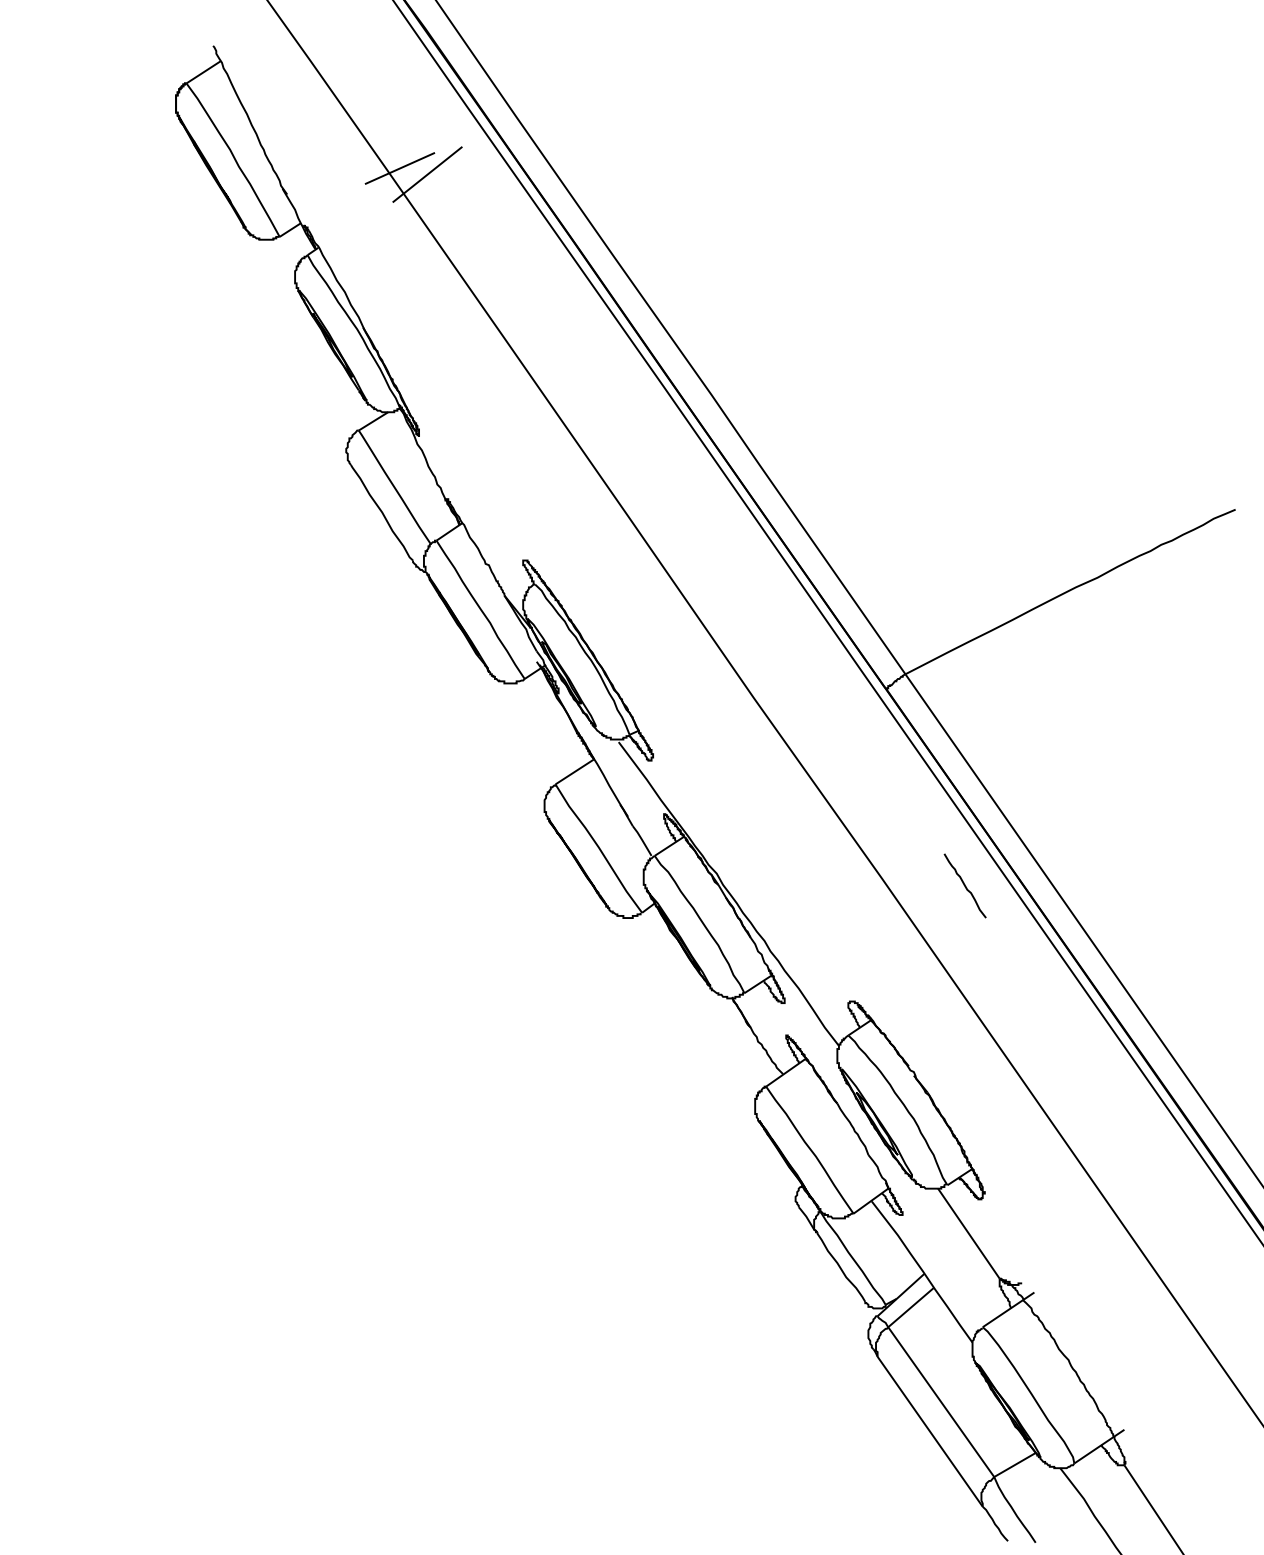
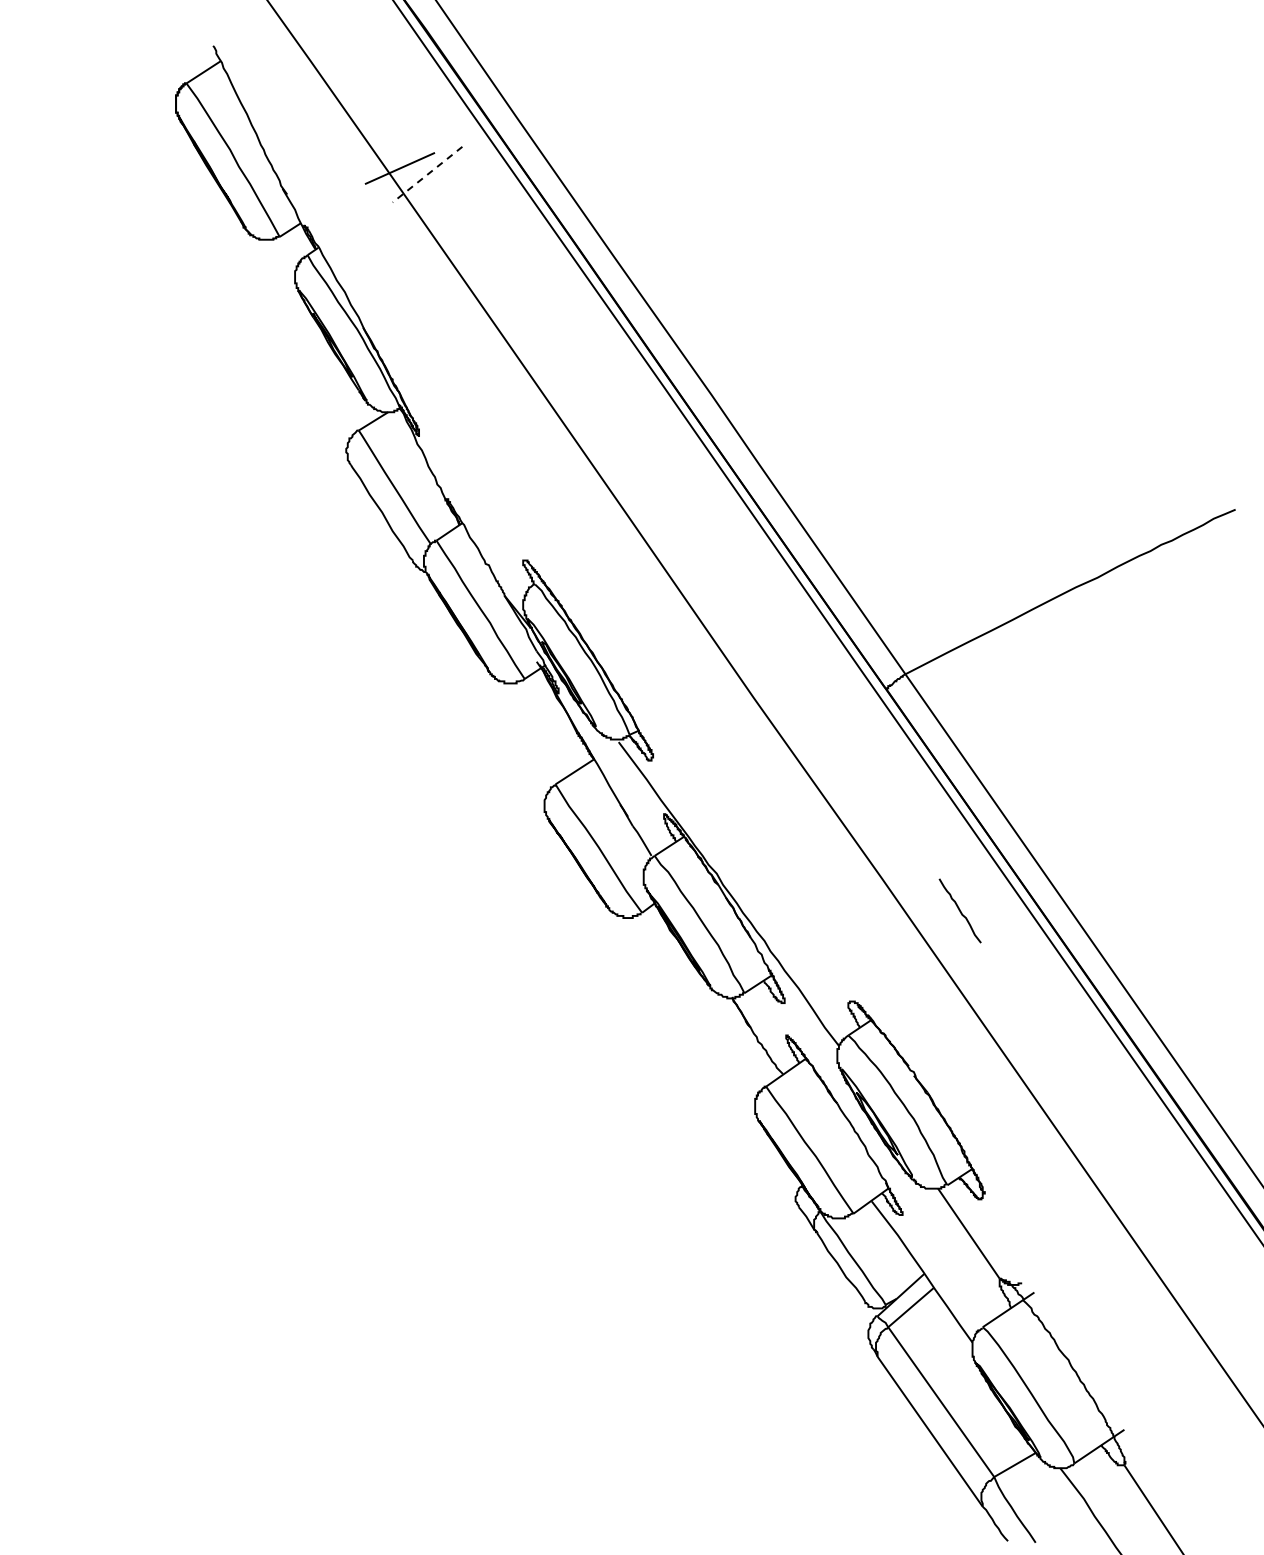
line: solid -> dashed (427, 174)
curve position: (964, 885) -> (959, 910) (959, 910)
